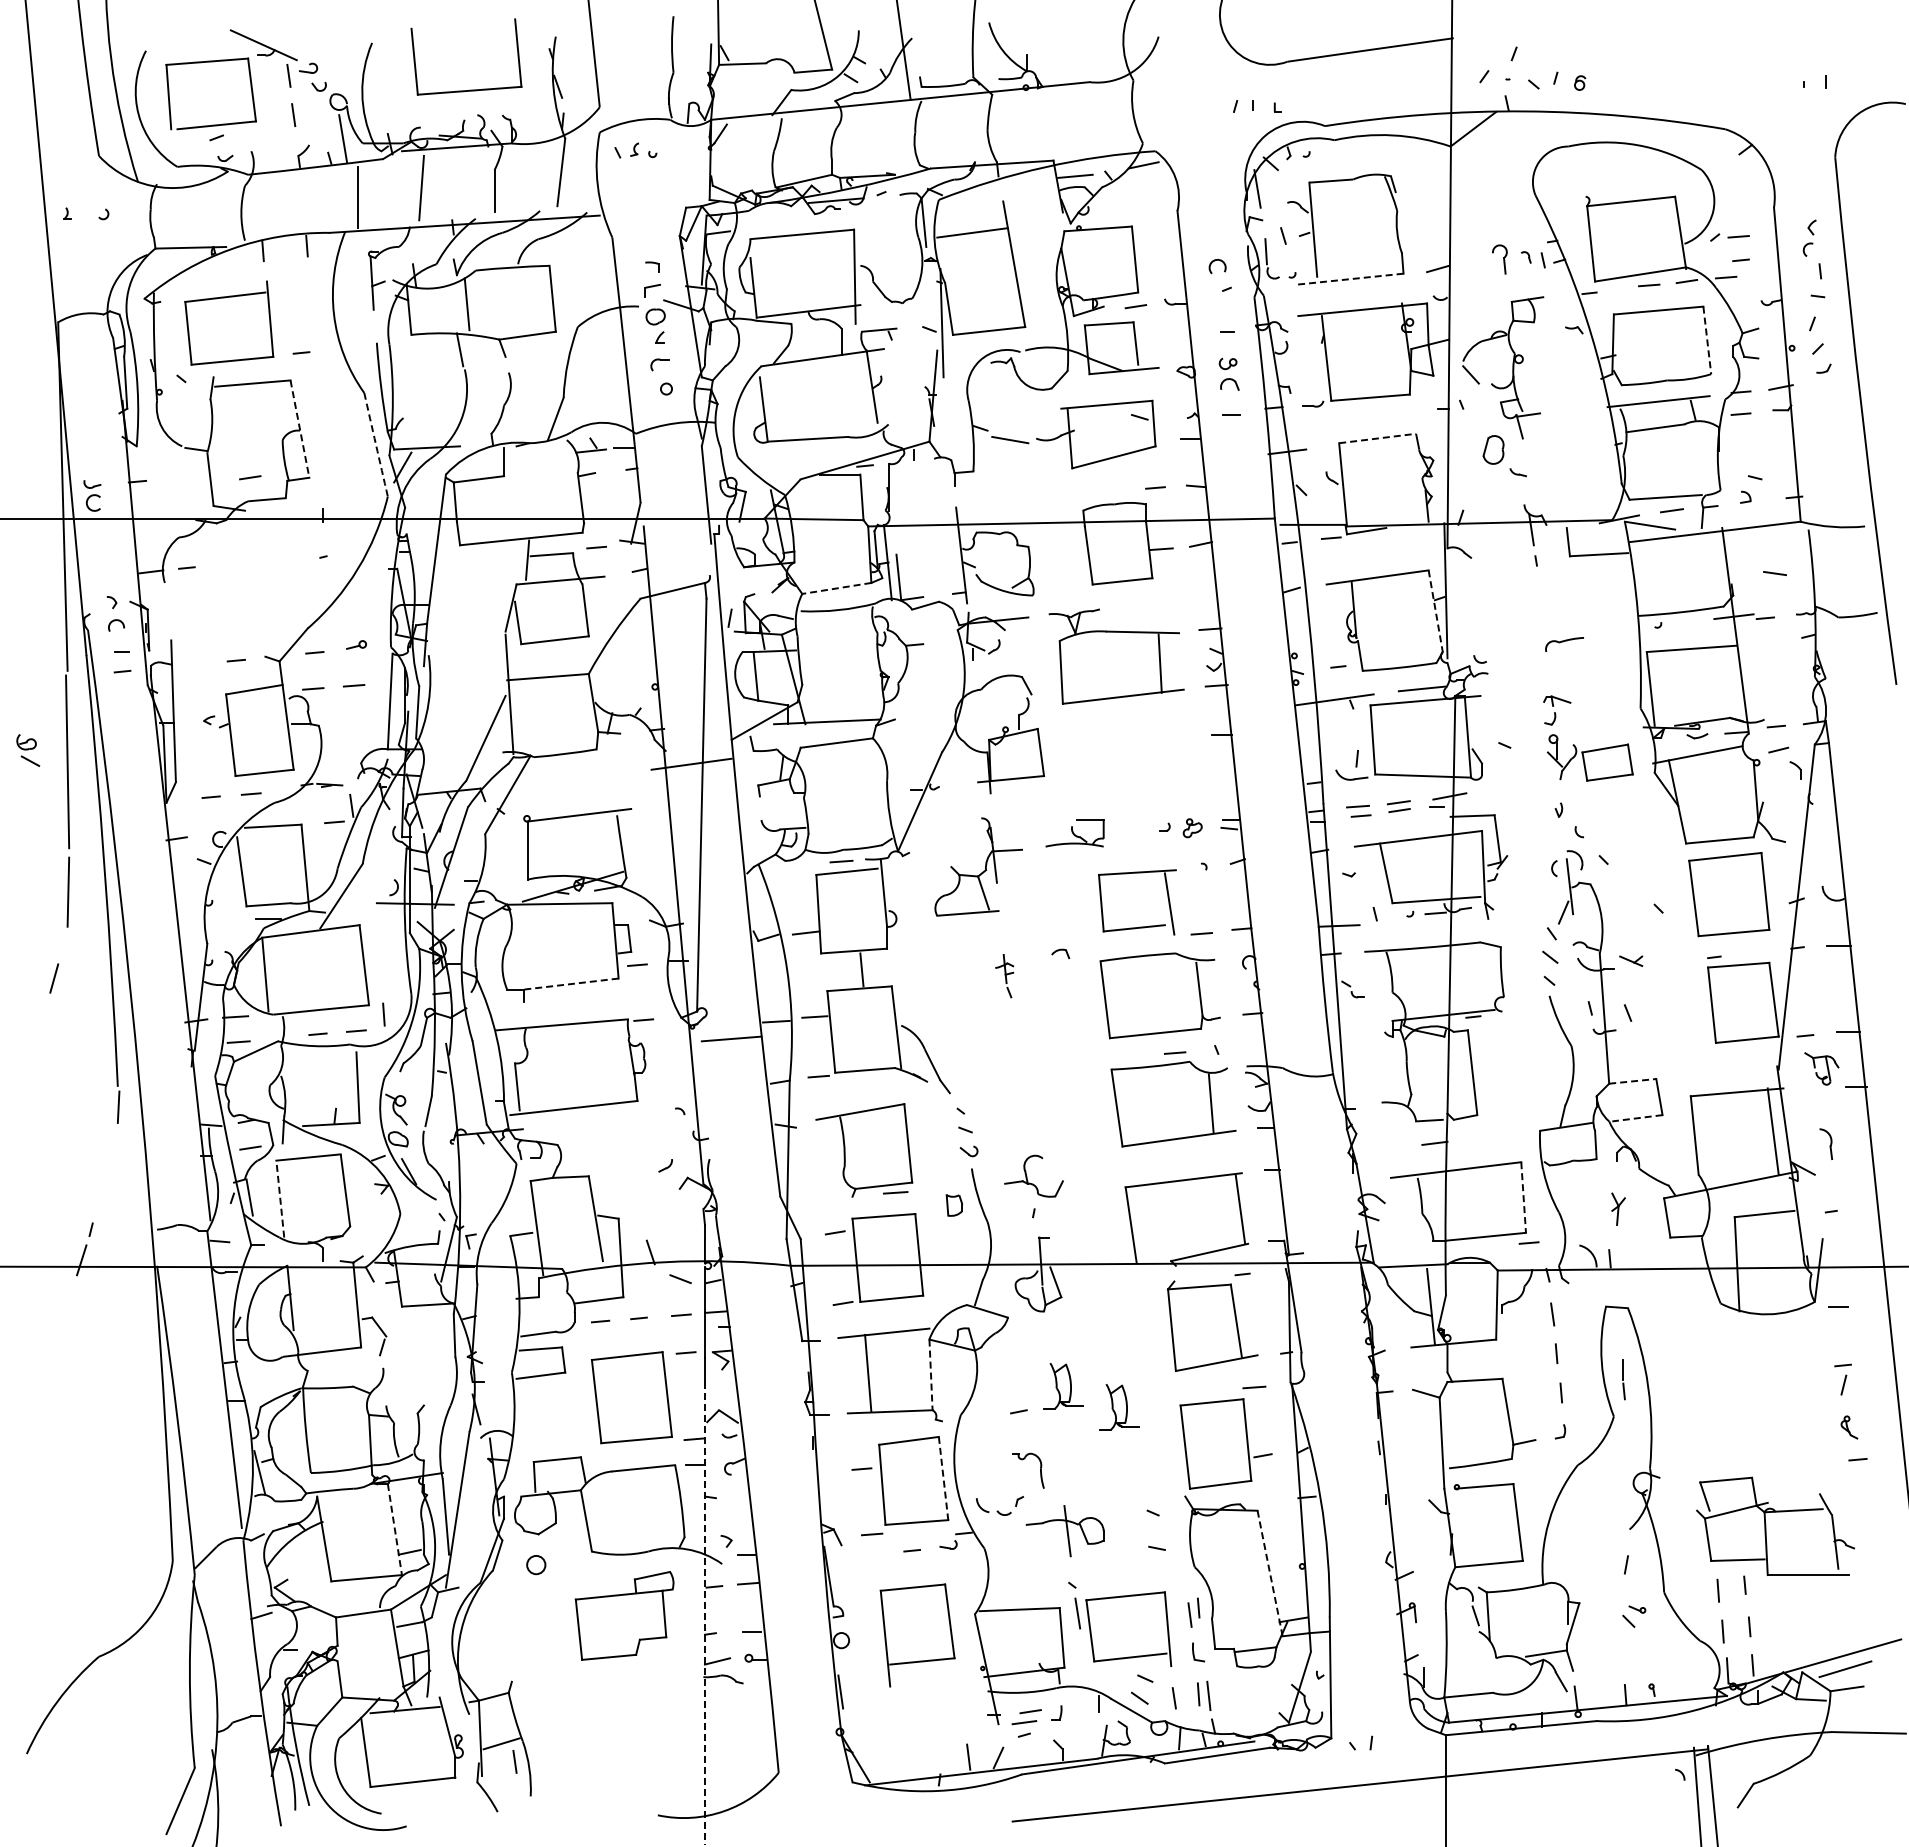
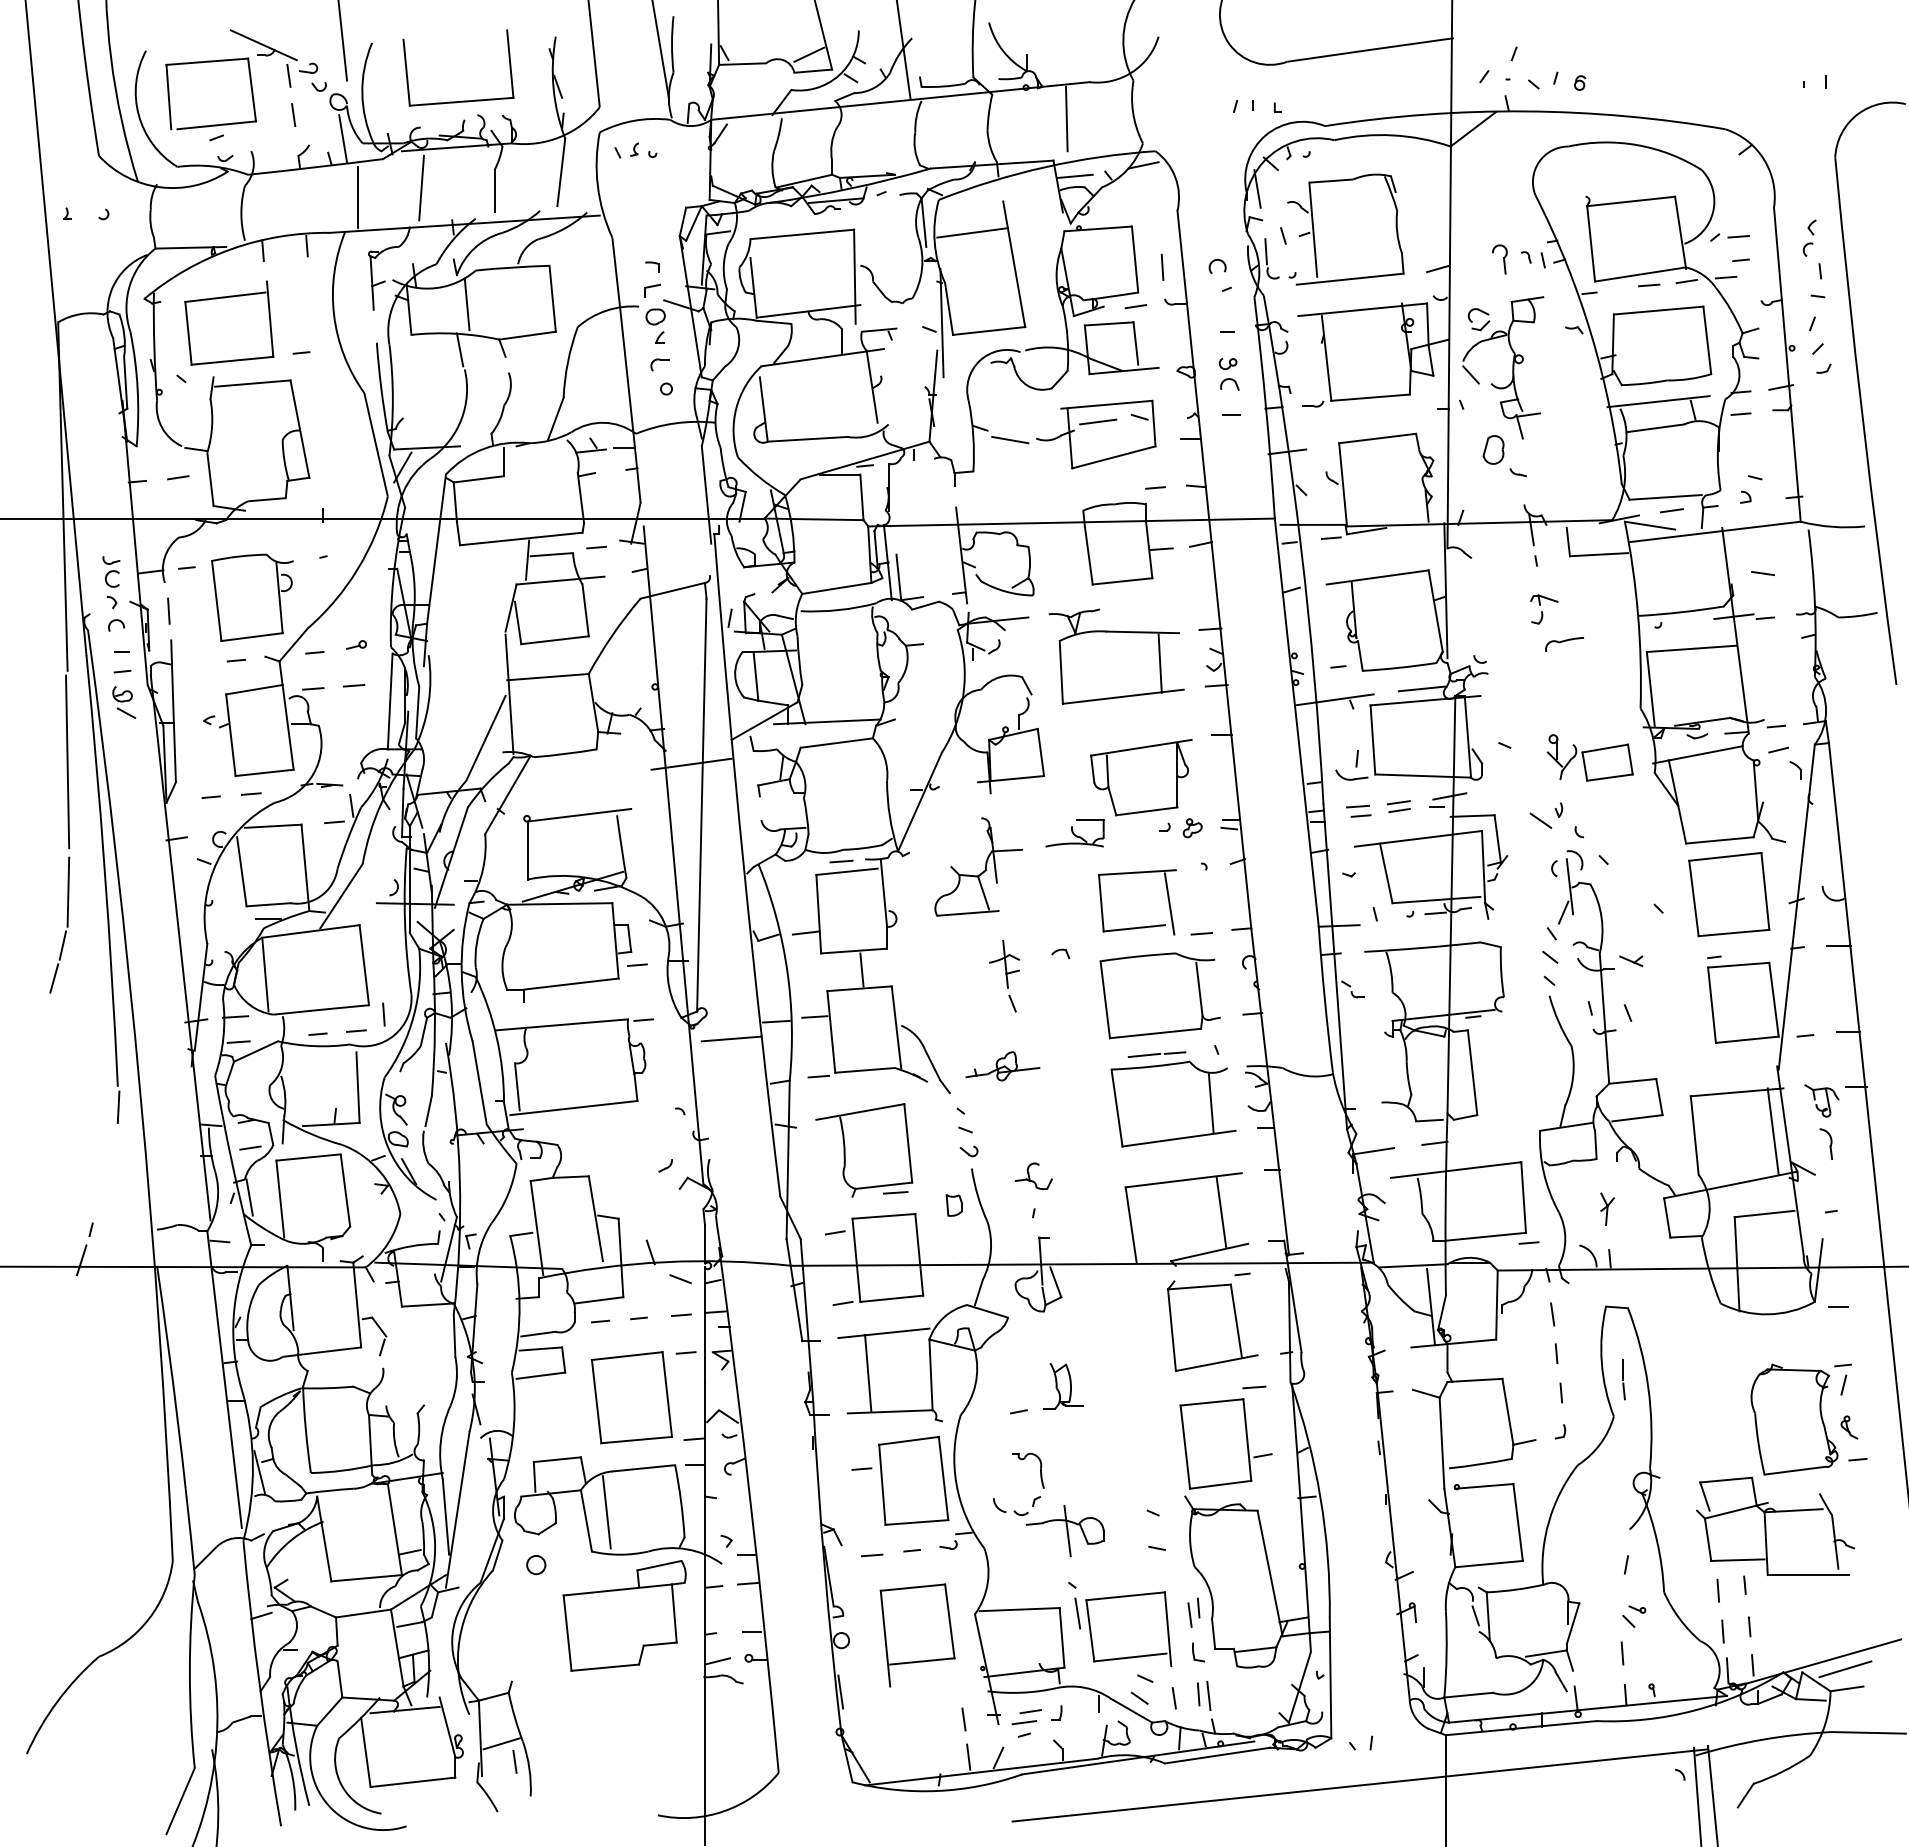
line: none -> present (342, 41)
line: none -> present (660, 49)
line: none -> present (809, 54)
part position: (469, 89) -> (461, 100) (461, 100)
line: none -> present (1066, 118)
line: none -> present (1162, 266)
line: dashed -> solid (1350, 279)
part: none -> present (1472, 321)
line: dashed -> solid (1707, 340)
line: none -> present (1098, 421)
line: dashed -> solid (299, 429)
line: dashed -> solid (1377, 438)
arc: dashed -> solid (376, 444)
line position: (250, 477) -> (178, 477) (178, 477)
part position: (92, 495) -> (111, 571) (111, 571)
line position: (1774, 573) -> (1762, 573) (1762, 573)
line: dashed -> solid (836, 588)
part: none -> present (252, 597)
line: none -> present (168, 610)
line: dashed -> solid (1435, 611)
part position: (1557, 710) -> (1544, 609) (1544, 609)
part position: (28, 750) -> (124, 702) (124, 702)
part: none -> present (1141, 777)
line: none -> present (1540, 820)
line: none -> present (62, 945)
part size: 20x45 px -> 31x74 px (1004, 975)
line: dashed -> solid (571, 984)
line: none -> present (1144, 1055)
part: none -> present (1002, 1066)
part position: (1821, 1068) -> (1821, 1100) (1821, 1100)
line: dashed -> solid (1632, 1081)
line: dashed -> solid (1636, 1118)
line: none -> present (1373, 1151)
part size: 60x44 px -> 39x29 px (1033, 1176)
line: dashed -> solid (1523, 1198)
line: dashed -> solid (280, 1199)
line position: (1240, 1208) -> (1221, 1211) (1221, 1211)
part position: (1618, 1208) -> (1607, 1208) (1607, 1208)
line: dashed -> solid (931, 1375)
part: present -> none (1119, 1407)
part: none -> present (1794, 1419)
line: dashed -> solid (943, 1478)
part position: (1000, 1505) -> (1017, 1505) (1017, 1505)
line: none -> present (606, 1512)
line: dashed -> solid (395, 1530)
line position: (872, 1534) -> (872, 1555) (872, 1555)
line: dashed -> solid (1270, 1574)
line: dashed -> solid (704, 1613)
part size: 101x90 px -> 125x112 px (624, 1615)
line: none -> present (1622, 1653)
line: none -> present (963, 1719)
